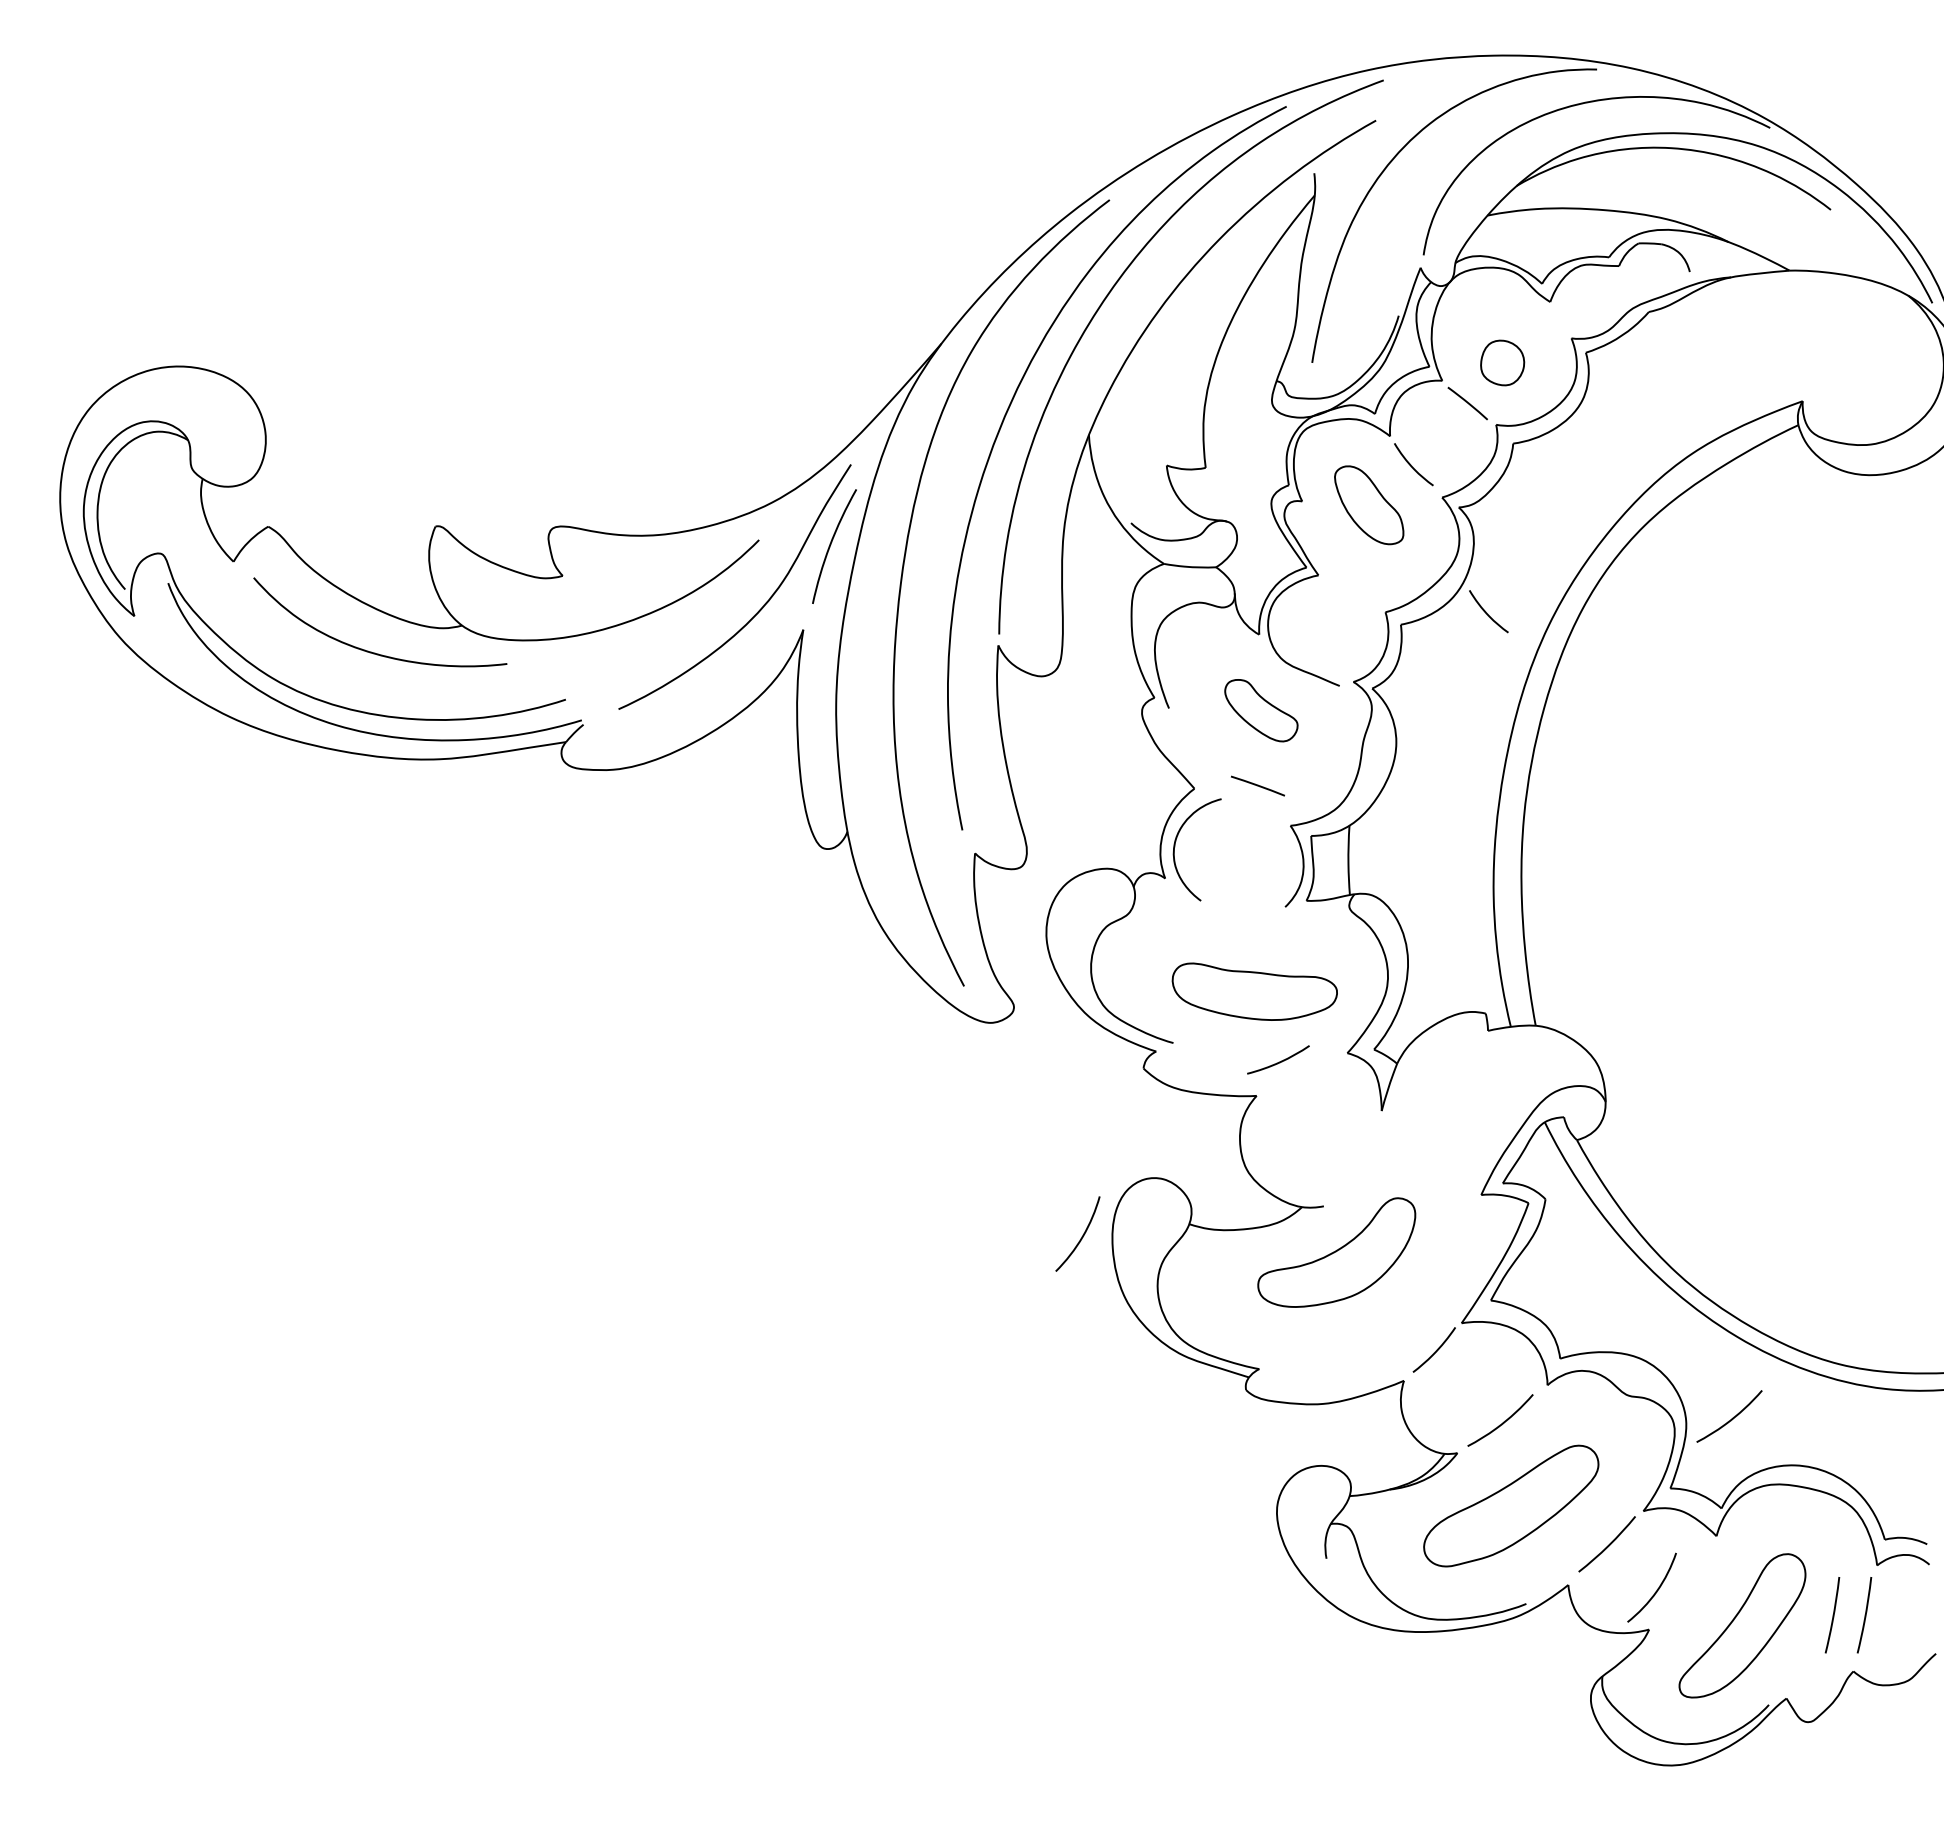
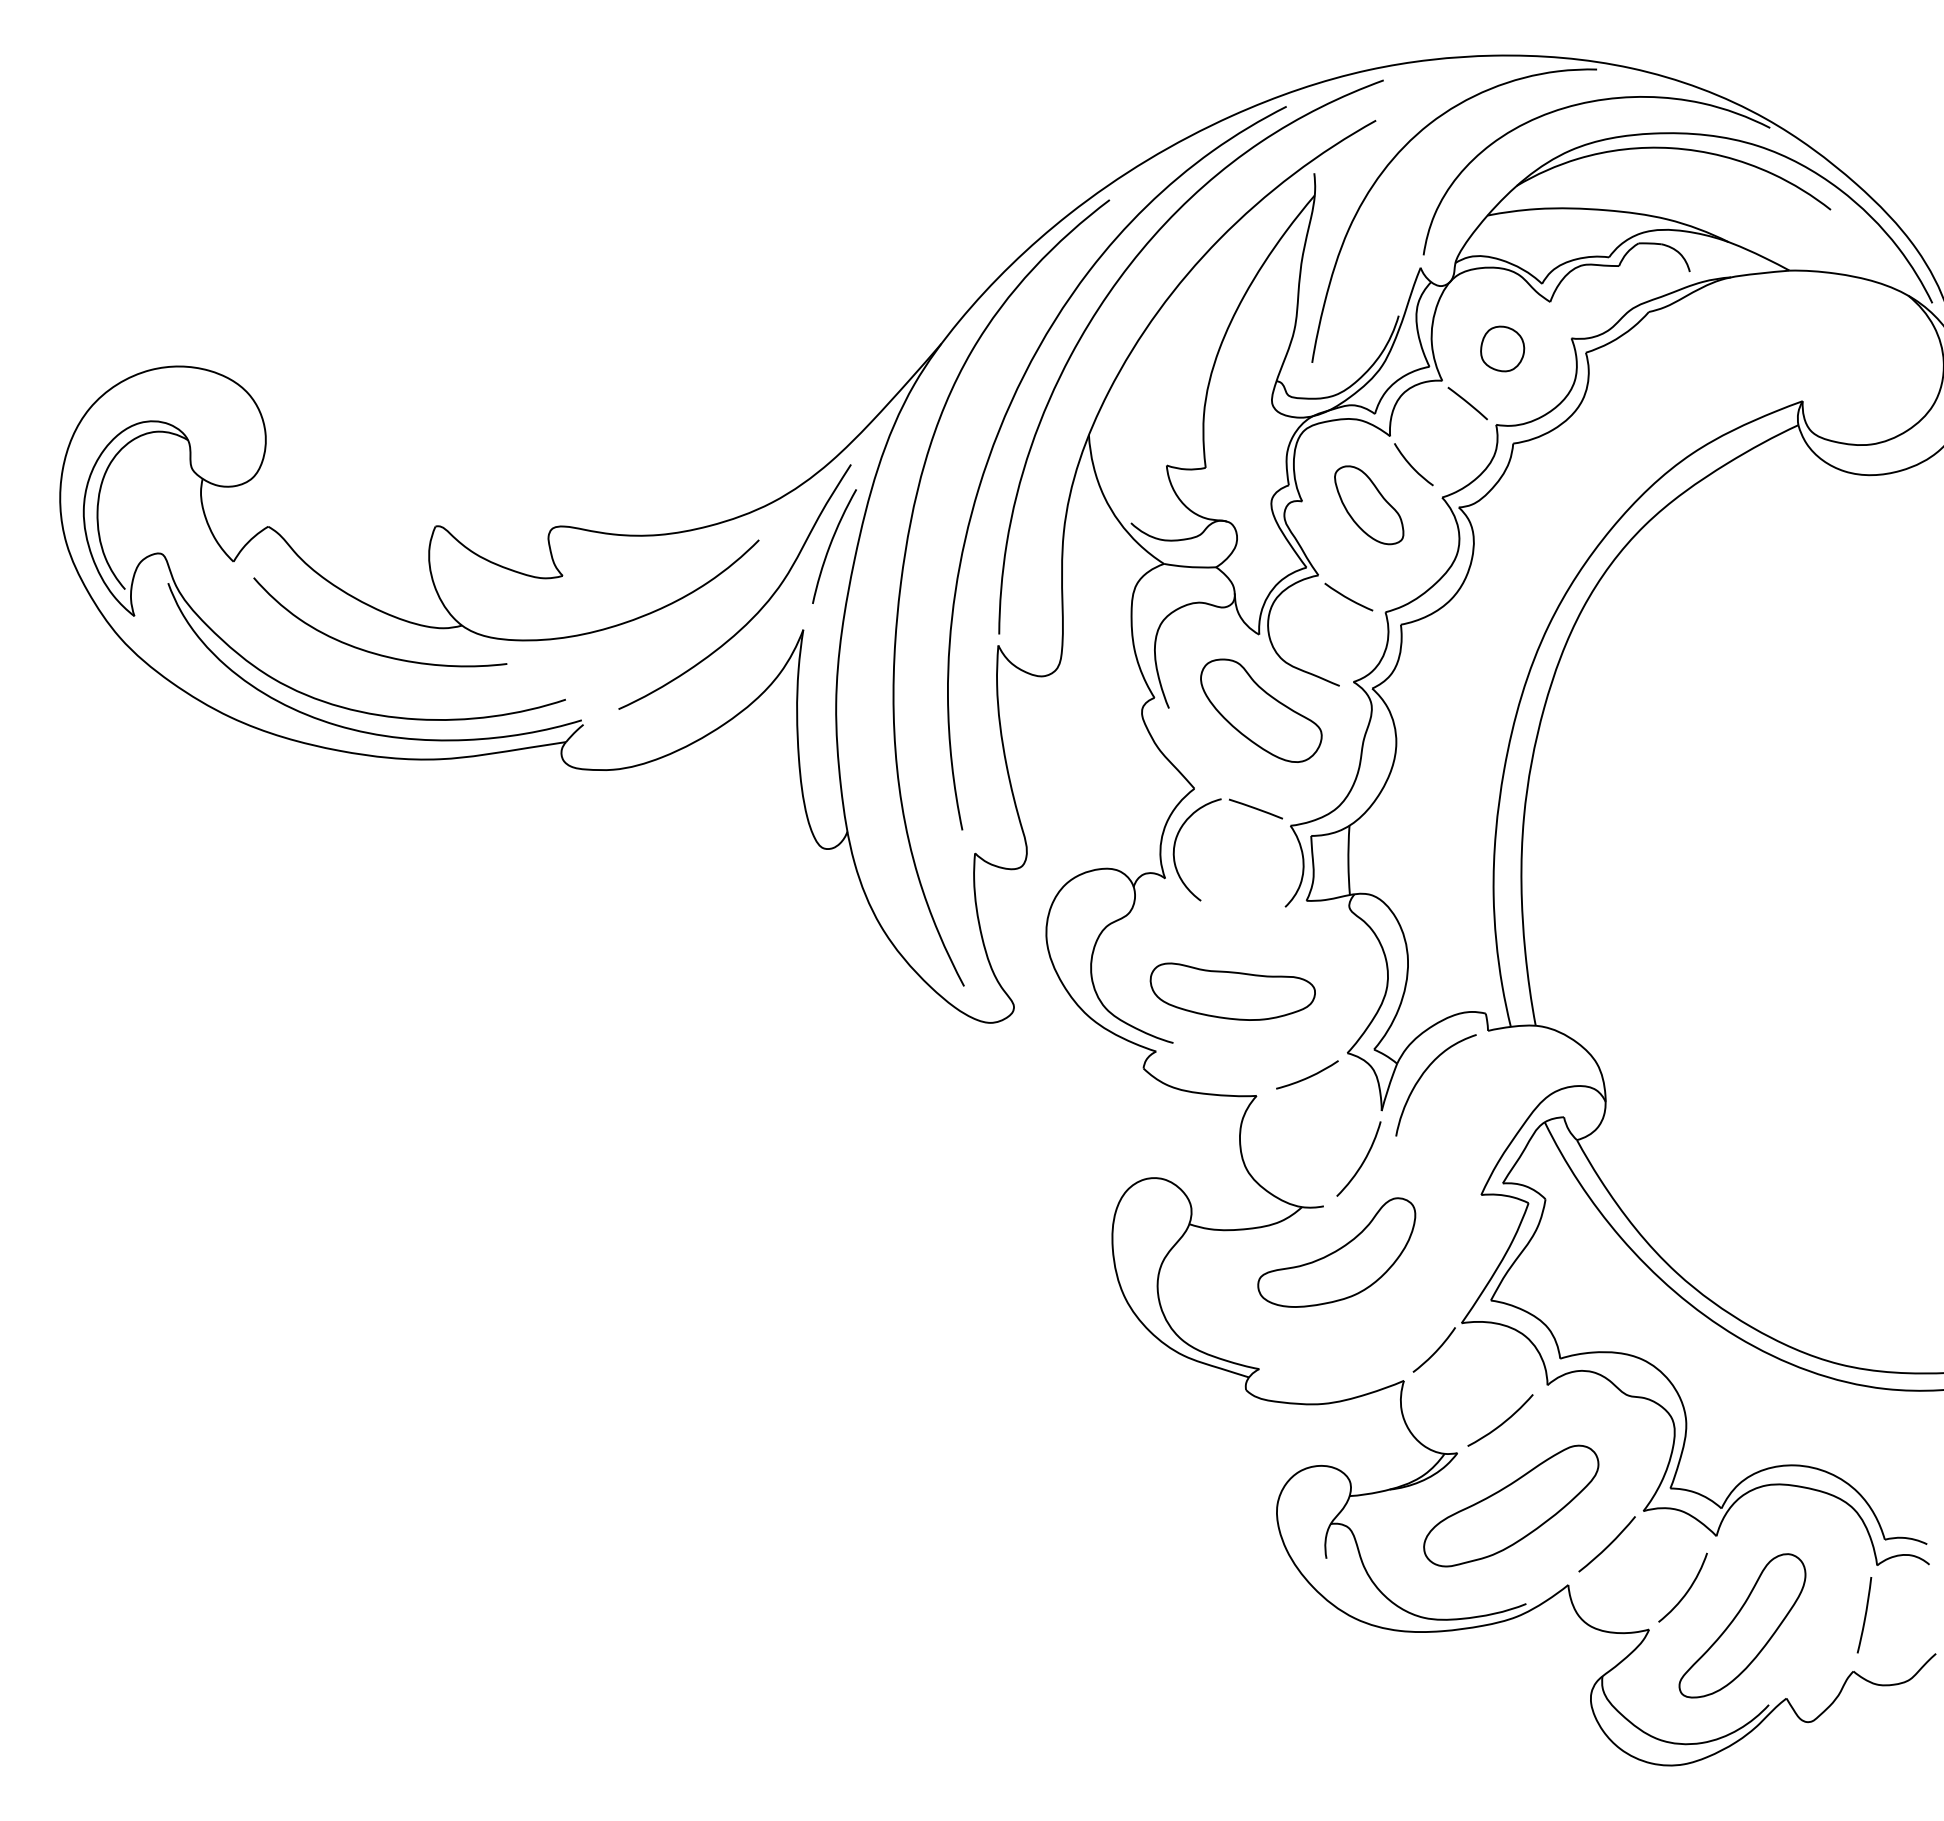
part position: (1502, 362) -> (1502, 348) (1502, 348)
curve: none -> present (1348, 597)
curve: present -> none (1486, 611)
part size: 75x64 px -> 123x105 px (1261, 710)
line position: (1257, 785) -> (1255, 808) (1255, 808)
part position: (1254, 991) -> (1232, 991) (1232, 991)
curve position: (1279, 1061) -> (1308, 1076) (1308, 1076)
curve: none -> present (1422, 1076)
curve position: (1081, 1236) -> (1362, 1161) (1362, 1161)
curve: present -> none (1731, 1418)
curve position: (1655, 1591) -> (1686, 1591) (1686, 1591)
curve: present -> none (1832, 1615)
